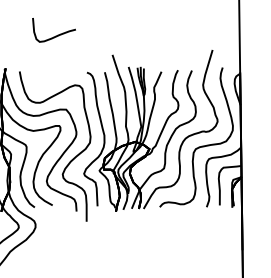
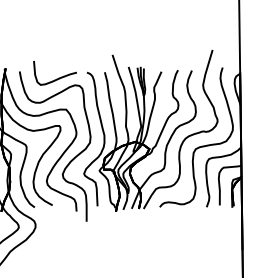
curve position: (55, 35) -> (56, 78) (56, 78)
